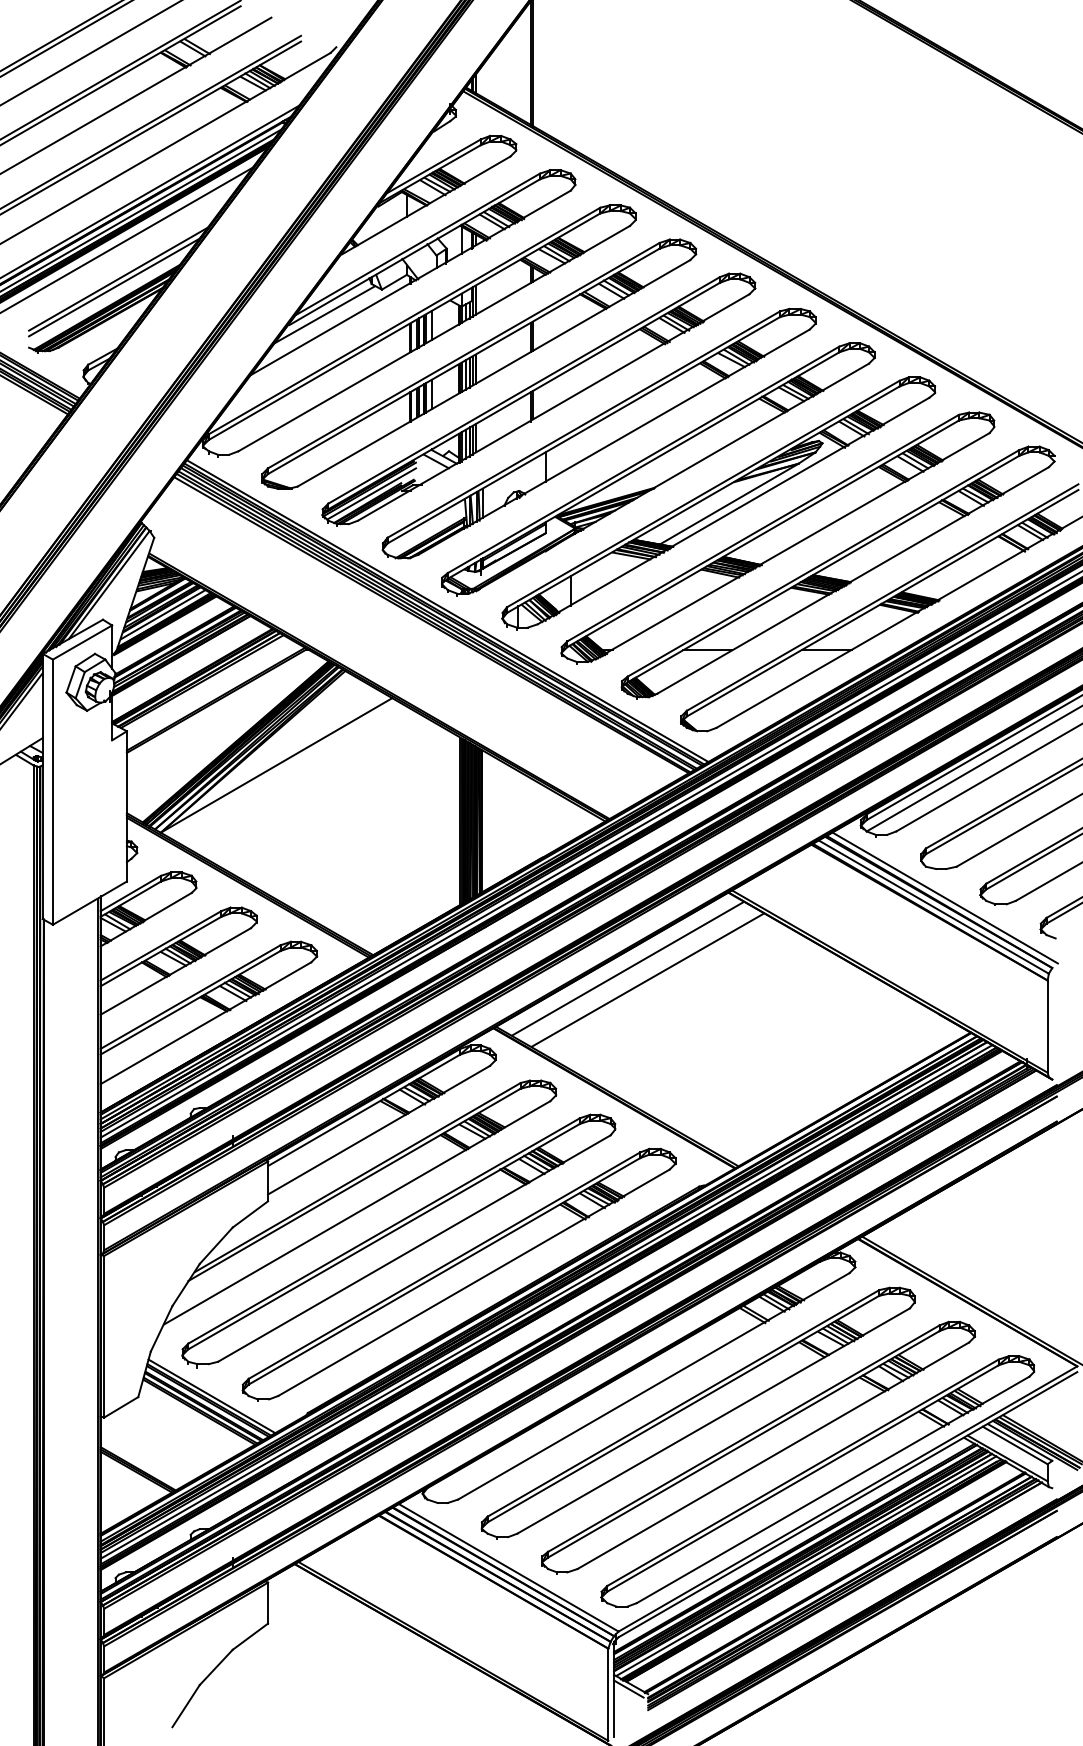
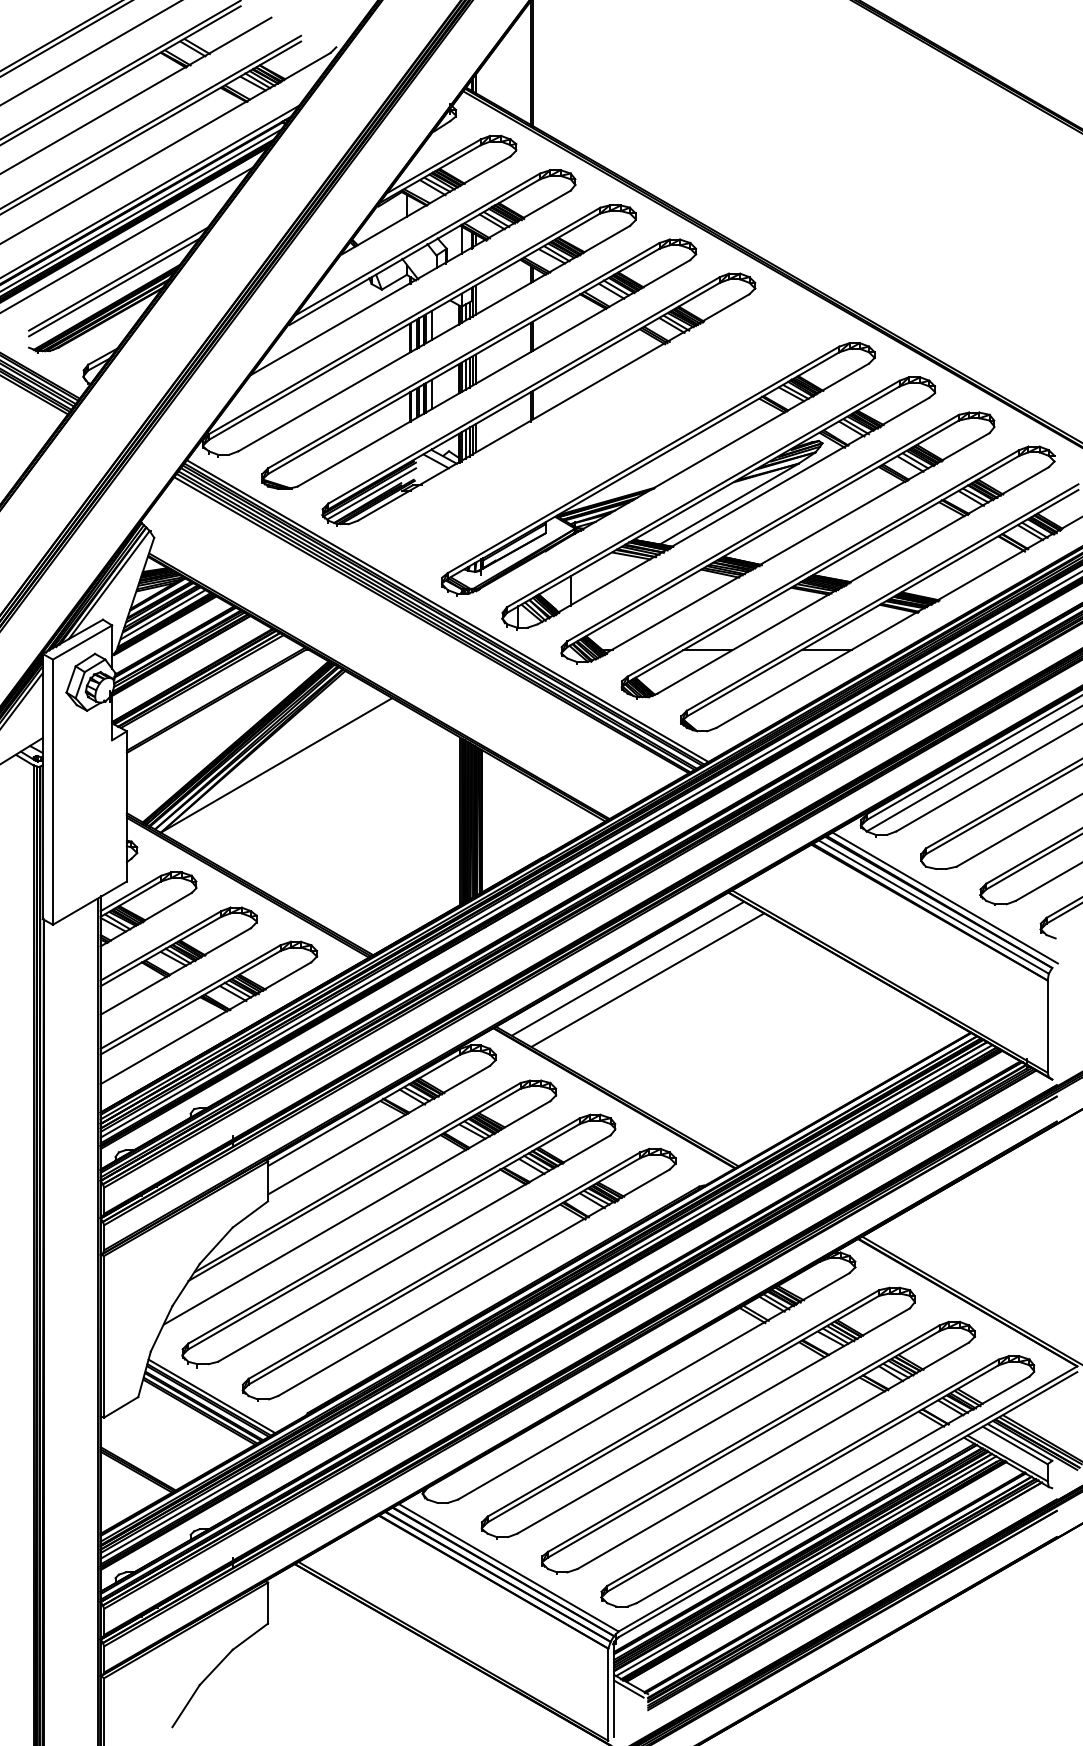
line: present -> none (324, 314)
part: present -> none (598, 433)
